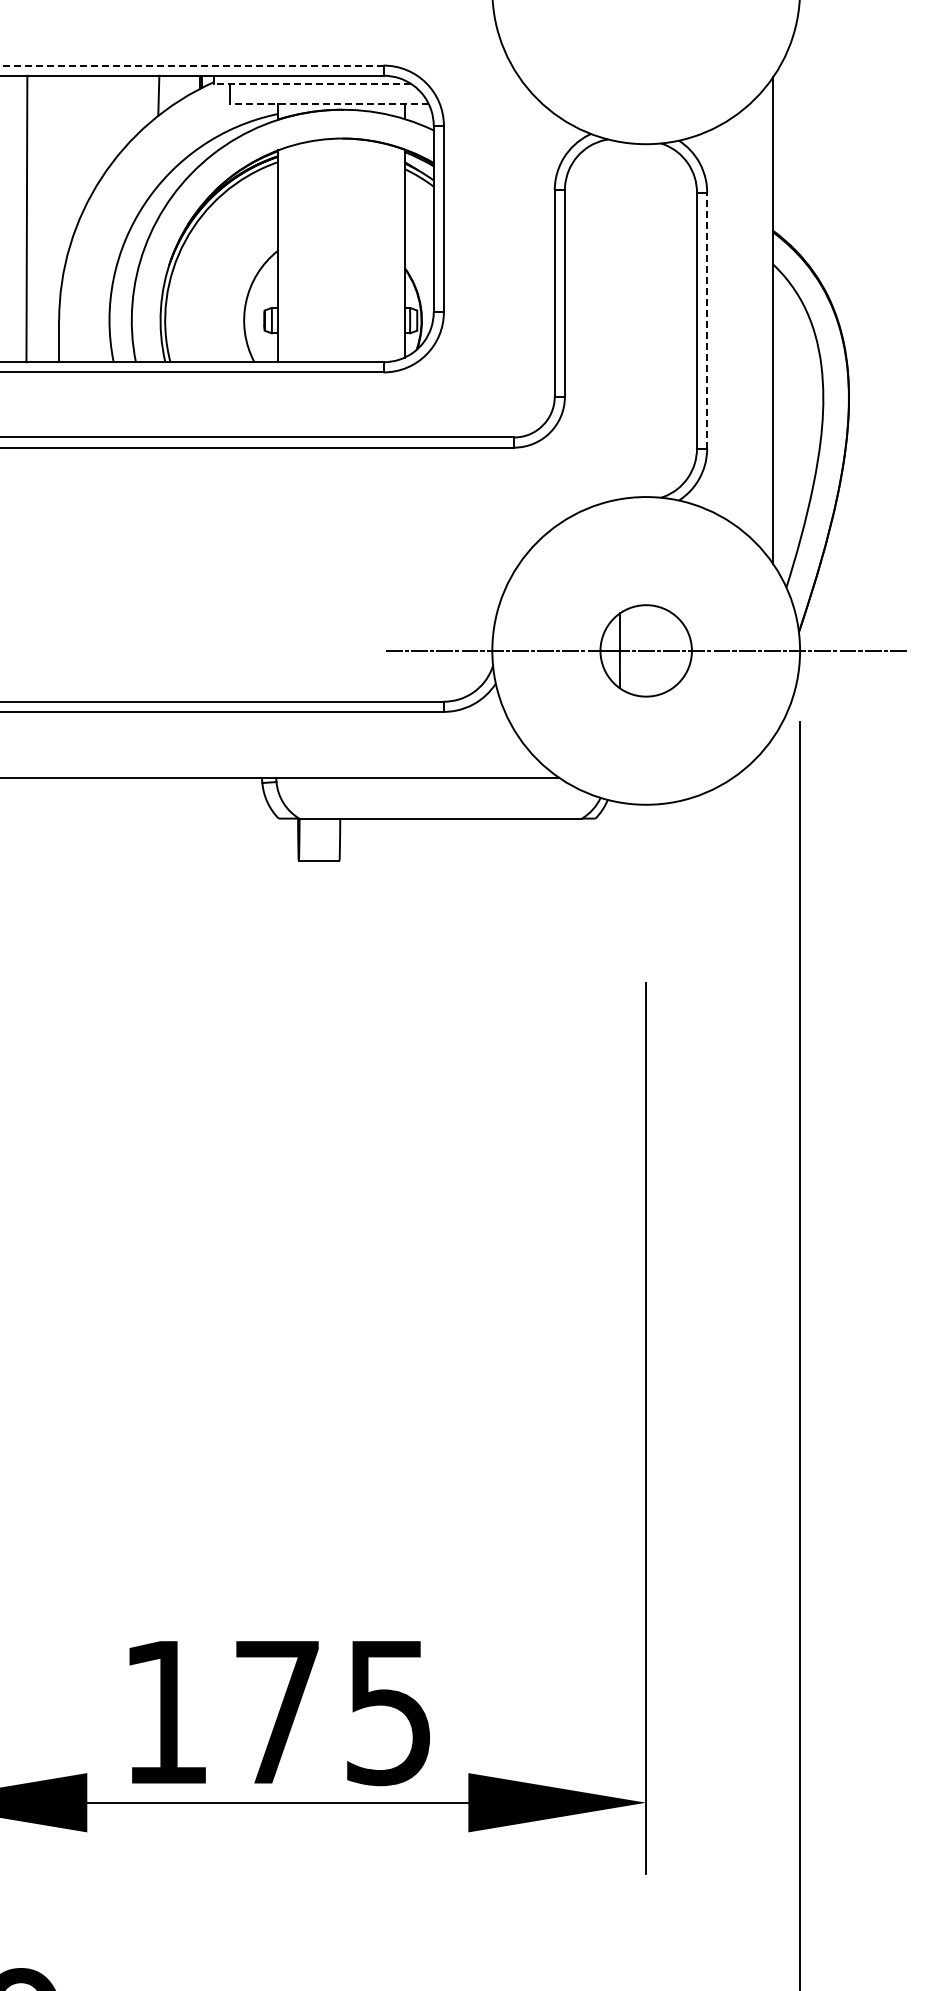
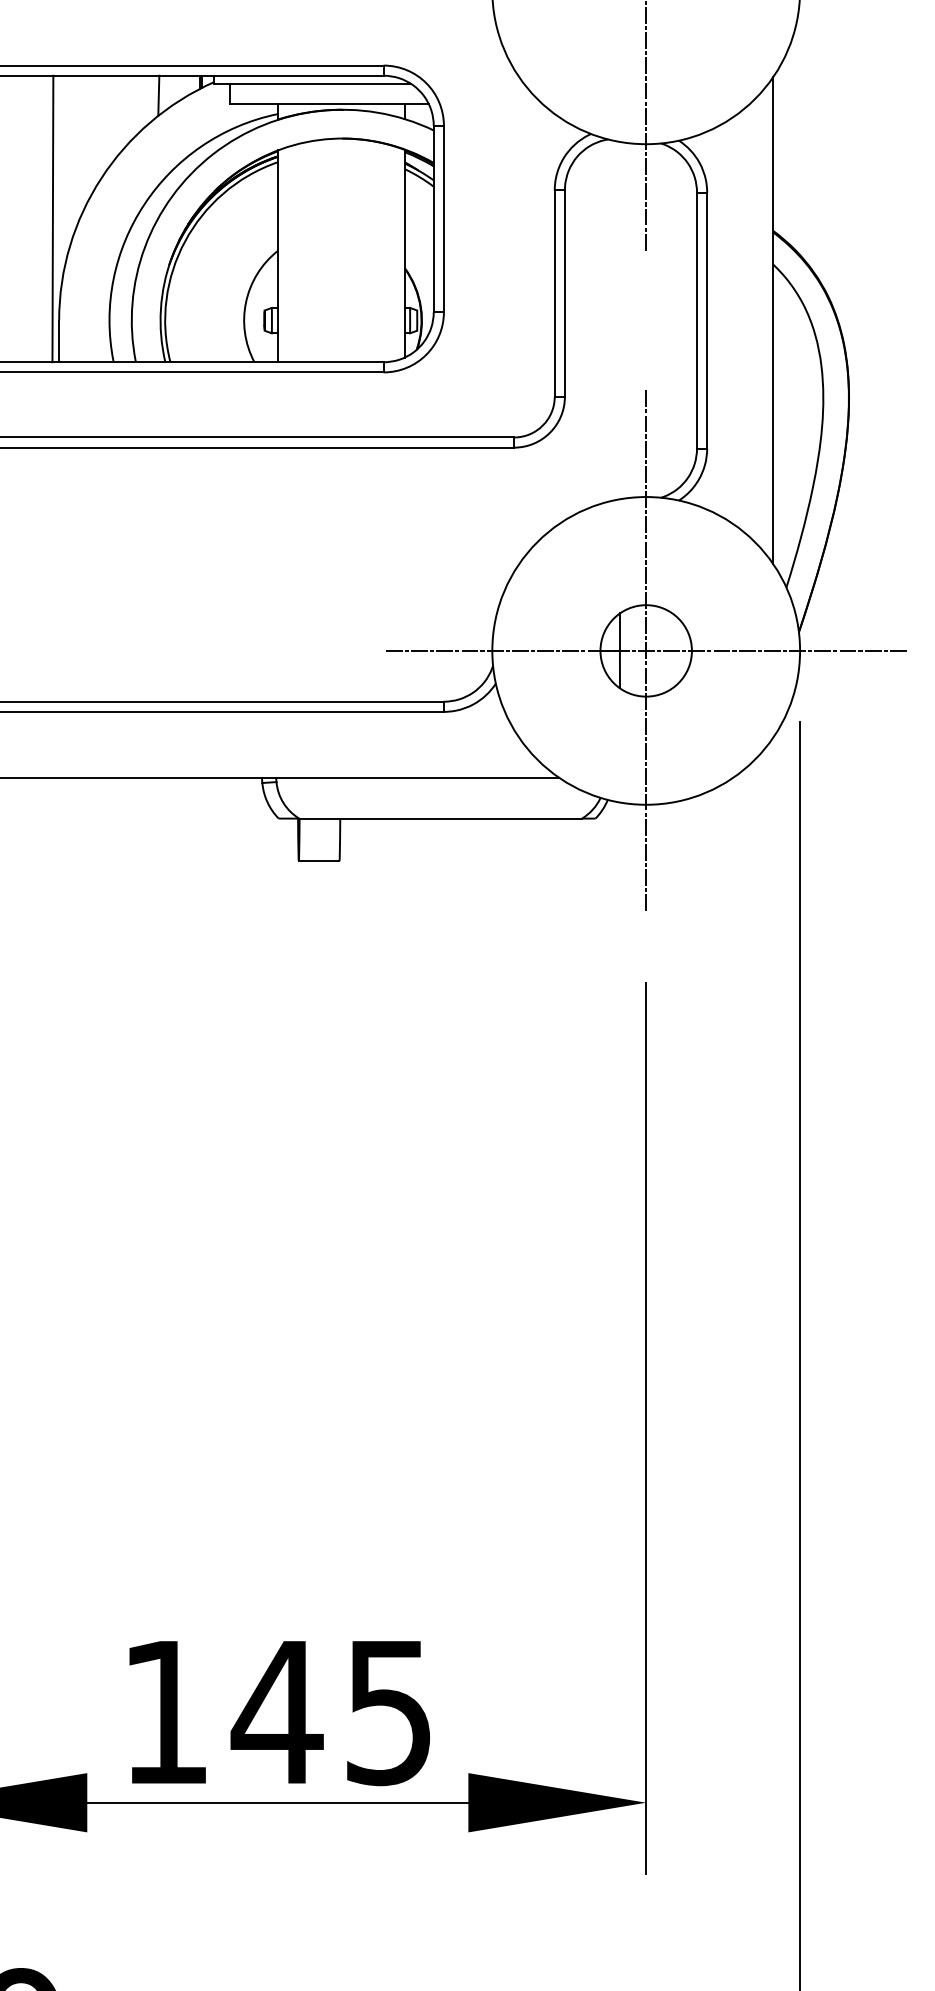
line: dashed -> solid (191, 65)
line: dashed -> solid (312, 83)
line: dashed -> solid (329, 104)
line: none -> present (646, 126)
line position: (26, 218) -> (52, 218) (52, 218)
line: dashed -> solid (707, 320)
line: none -> present (646, 650)
text: 175 -> 145 (276, 1712)
